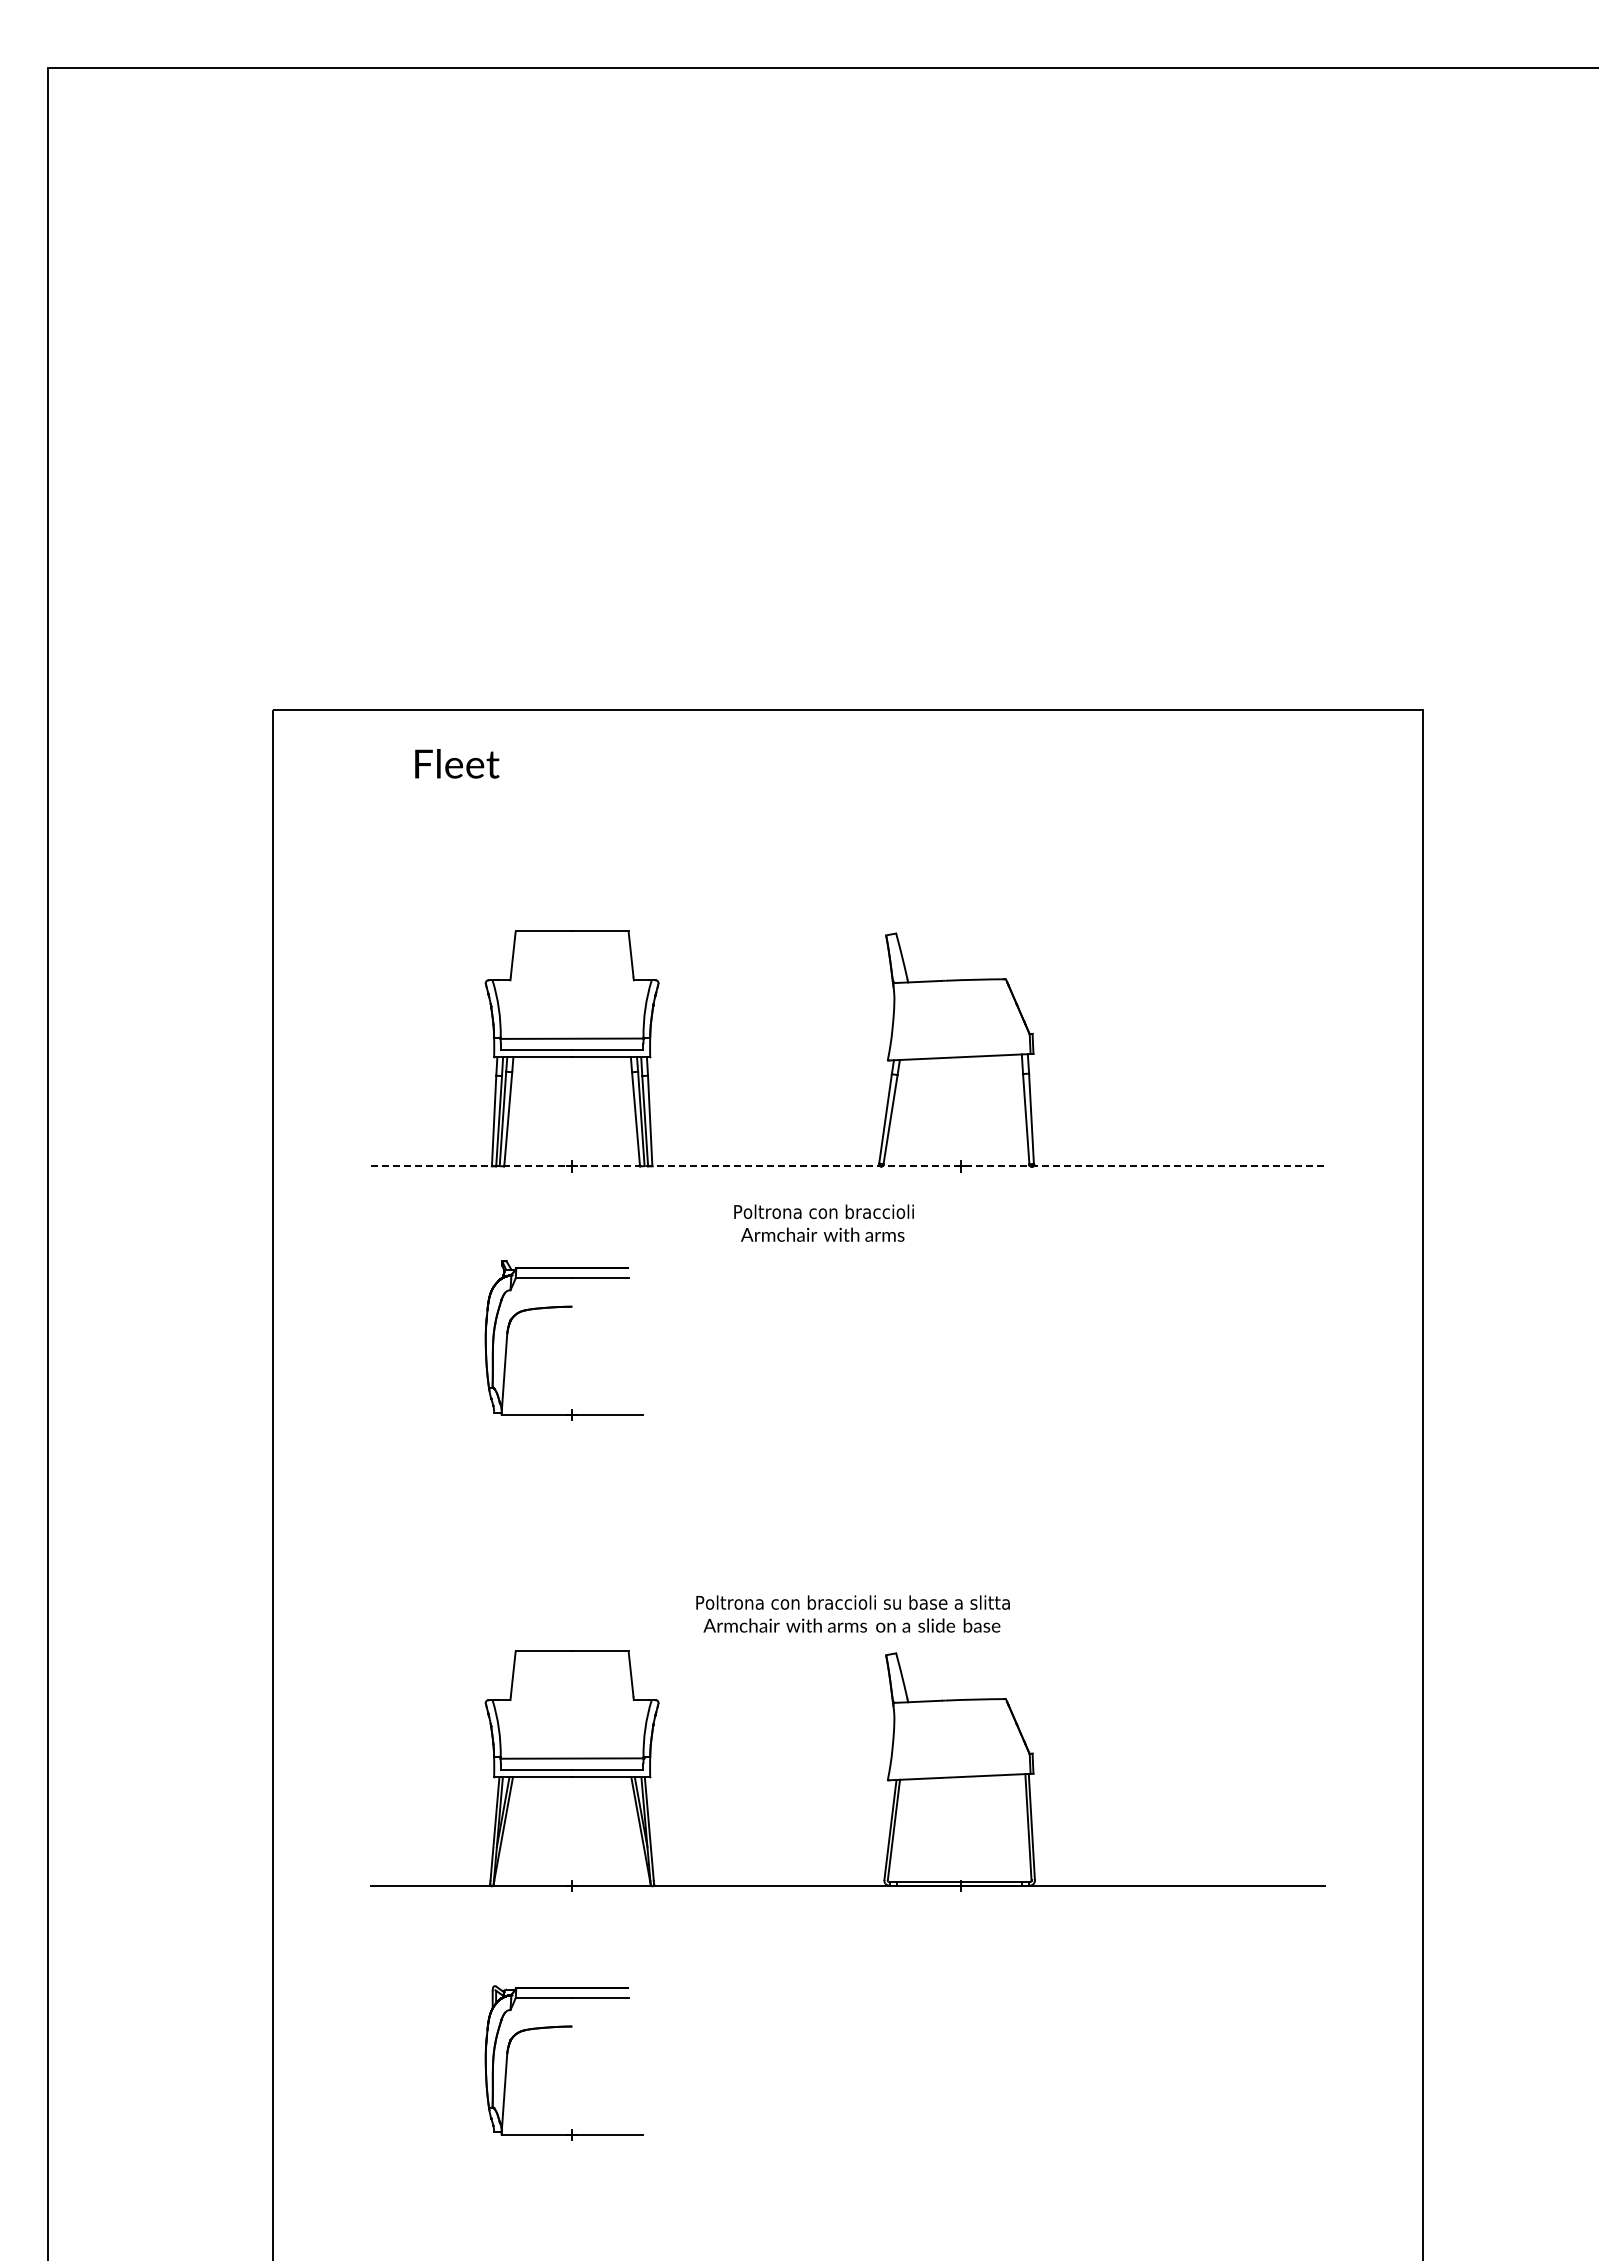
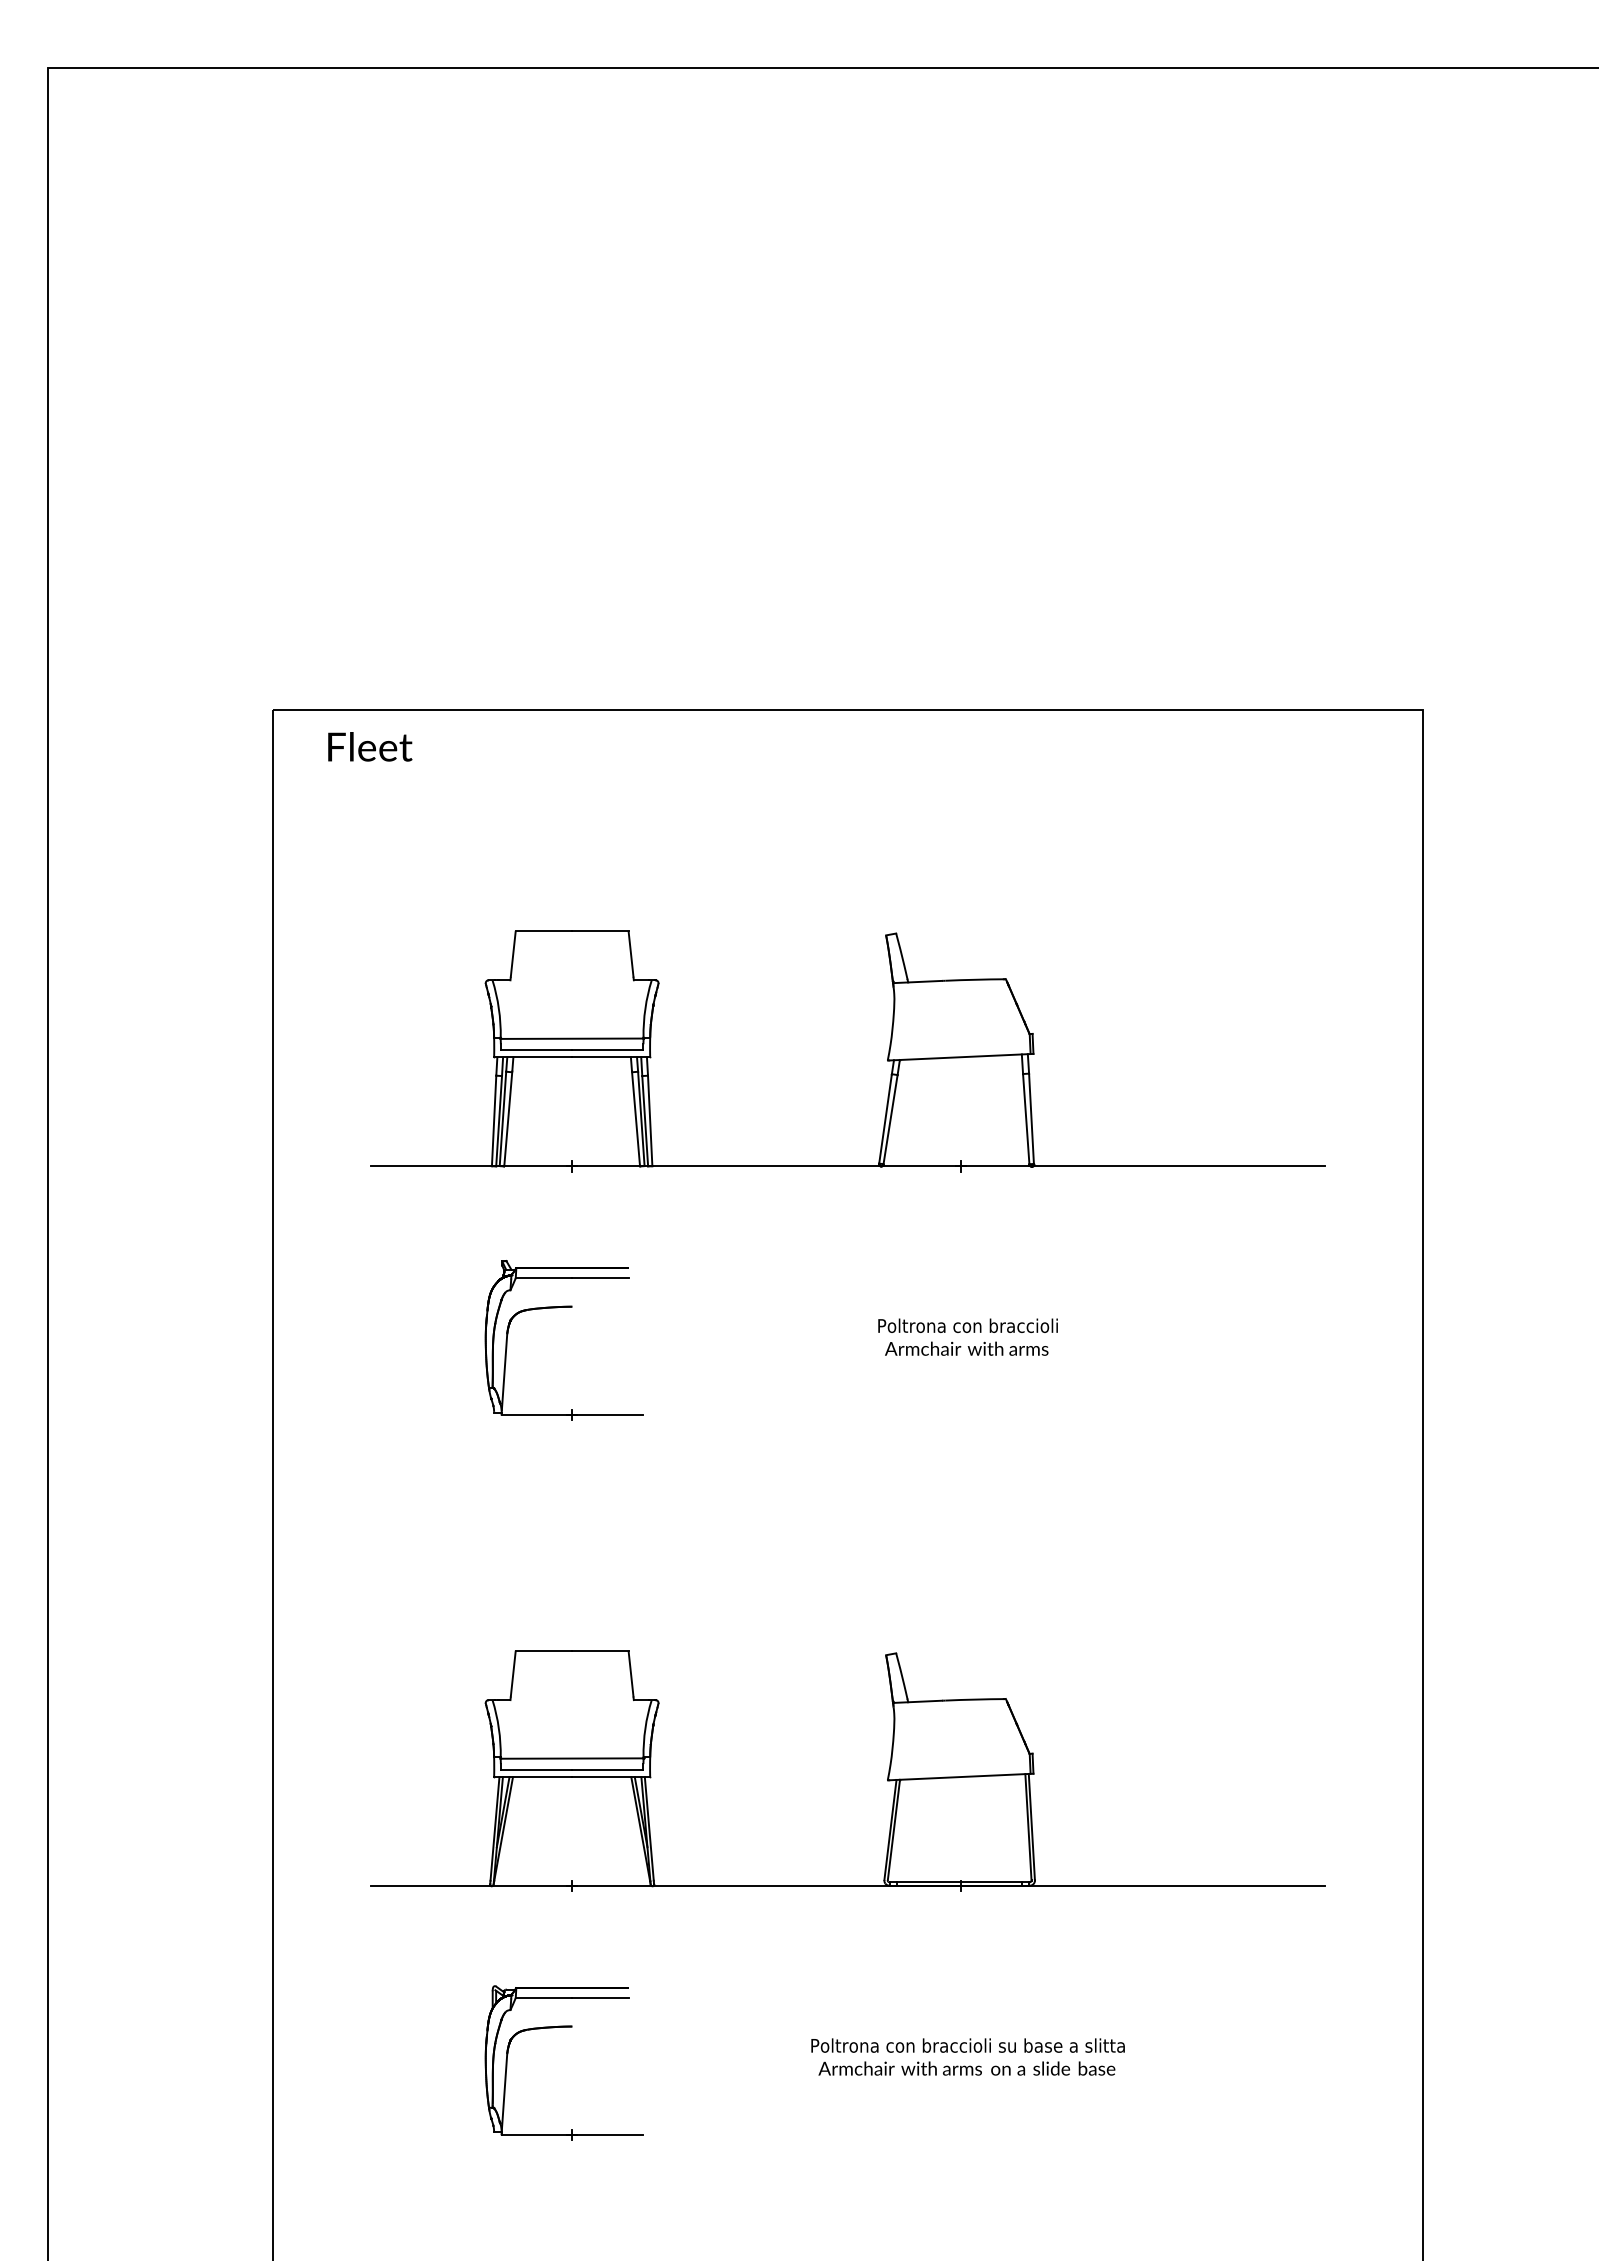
text position: (457, 763) -> (370, 746) (370, 746)
line: dashed -> solid (848, 1166)
text position: (823, 1222) -> (967, 1336) (967, 1336)
text position: (852, 1613) -> (967, 2056) (967, 2056)
